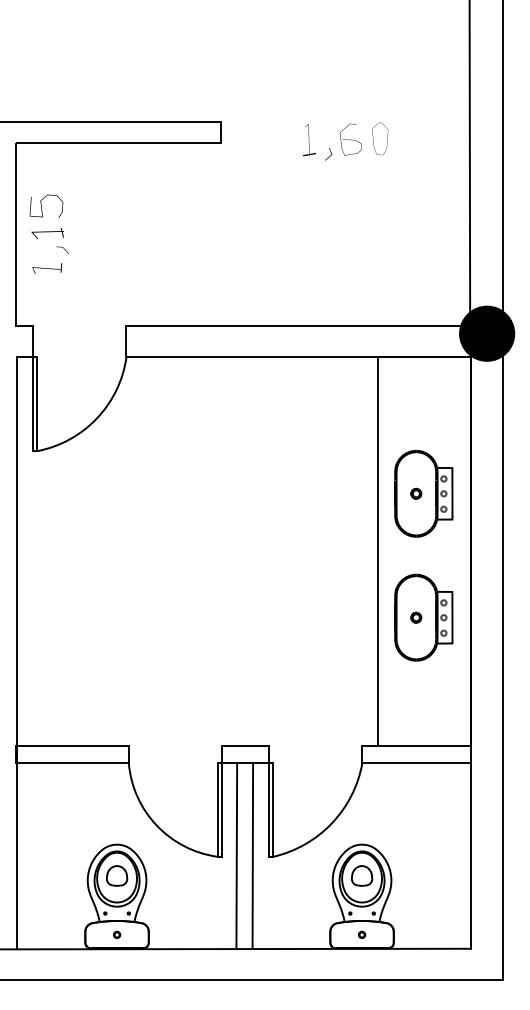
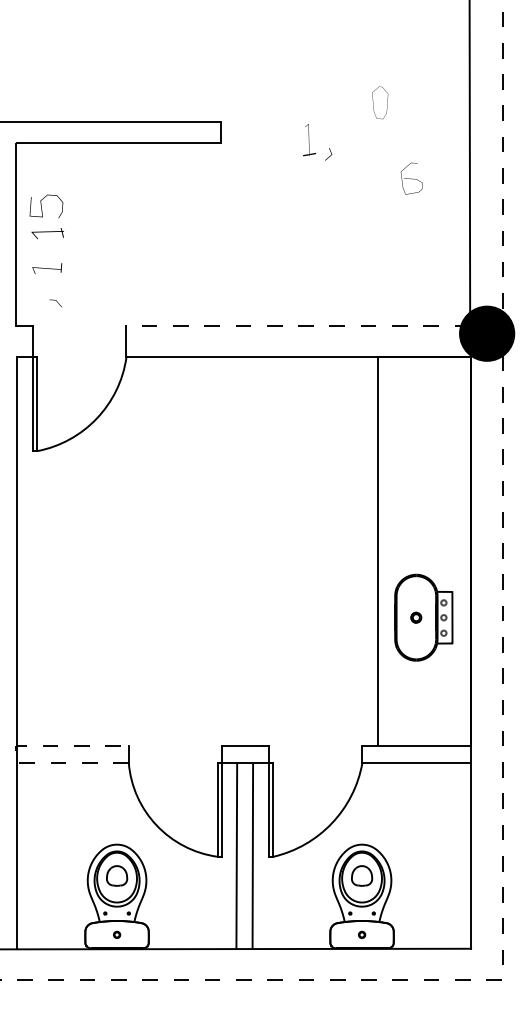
part position: (380, 138) -> (380, 102) (380, 102)
curve position: (350, 139) -> (411, 178) (411, 178)
line position: (63, 248) -> (56, 301) (56, 301)
line: solid -> dashed (298, 326)
part: present -> none (423, 493)
line: solid -> dashed (503, 742)
line: solid -> dashed (16, 754)
